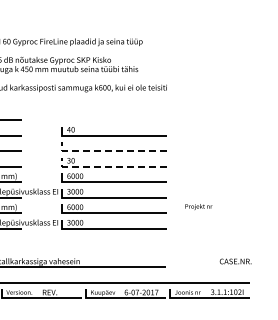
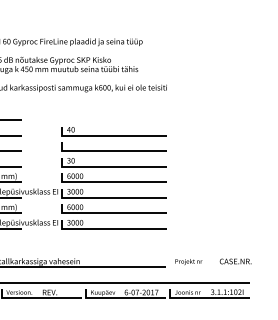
line: dashed -> solid (109, 151)
line: dashed -> solid (109, 166)
text position: (198, 207) -> (188, 262) (188, 262)
